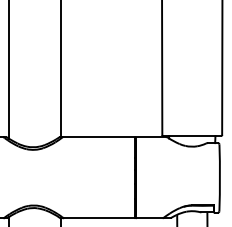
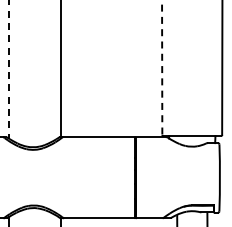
line: solid -> dashed (162, 68)
line: solid -> dashed (8, 69)
